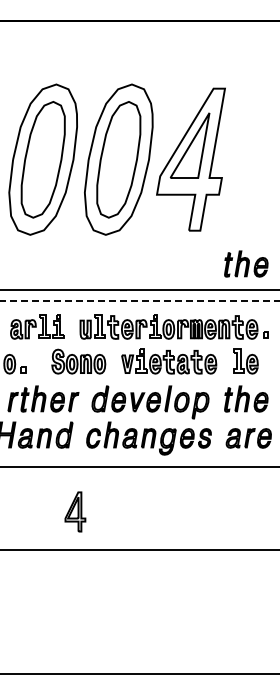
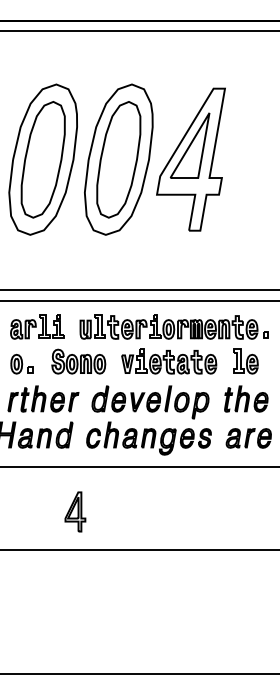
line: none -> present (139, 31)
part: present -> none (246, 263)
line: dashed -> solid (140, 300)
part position: (14, 363) -> (21, 363) (21, 363)
